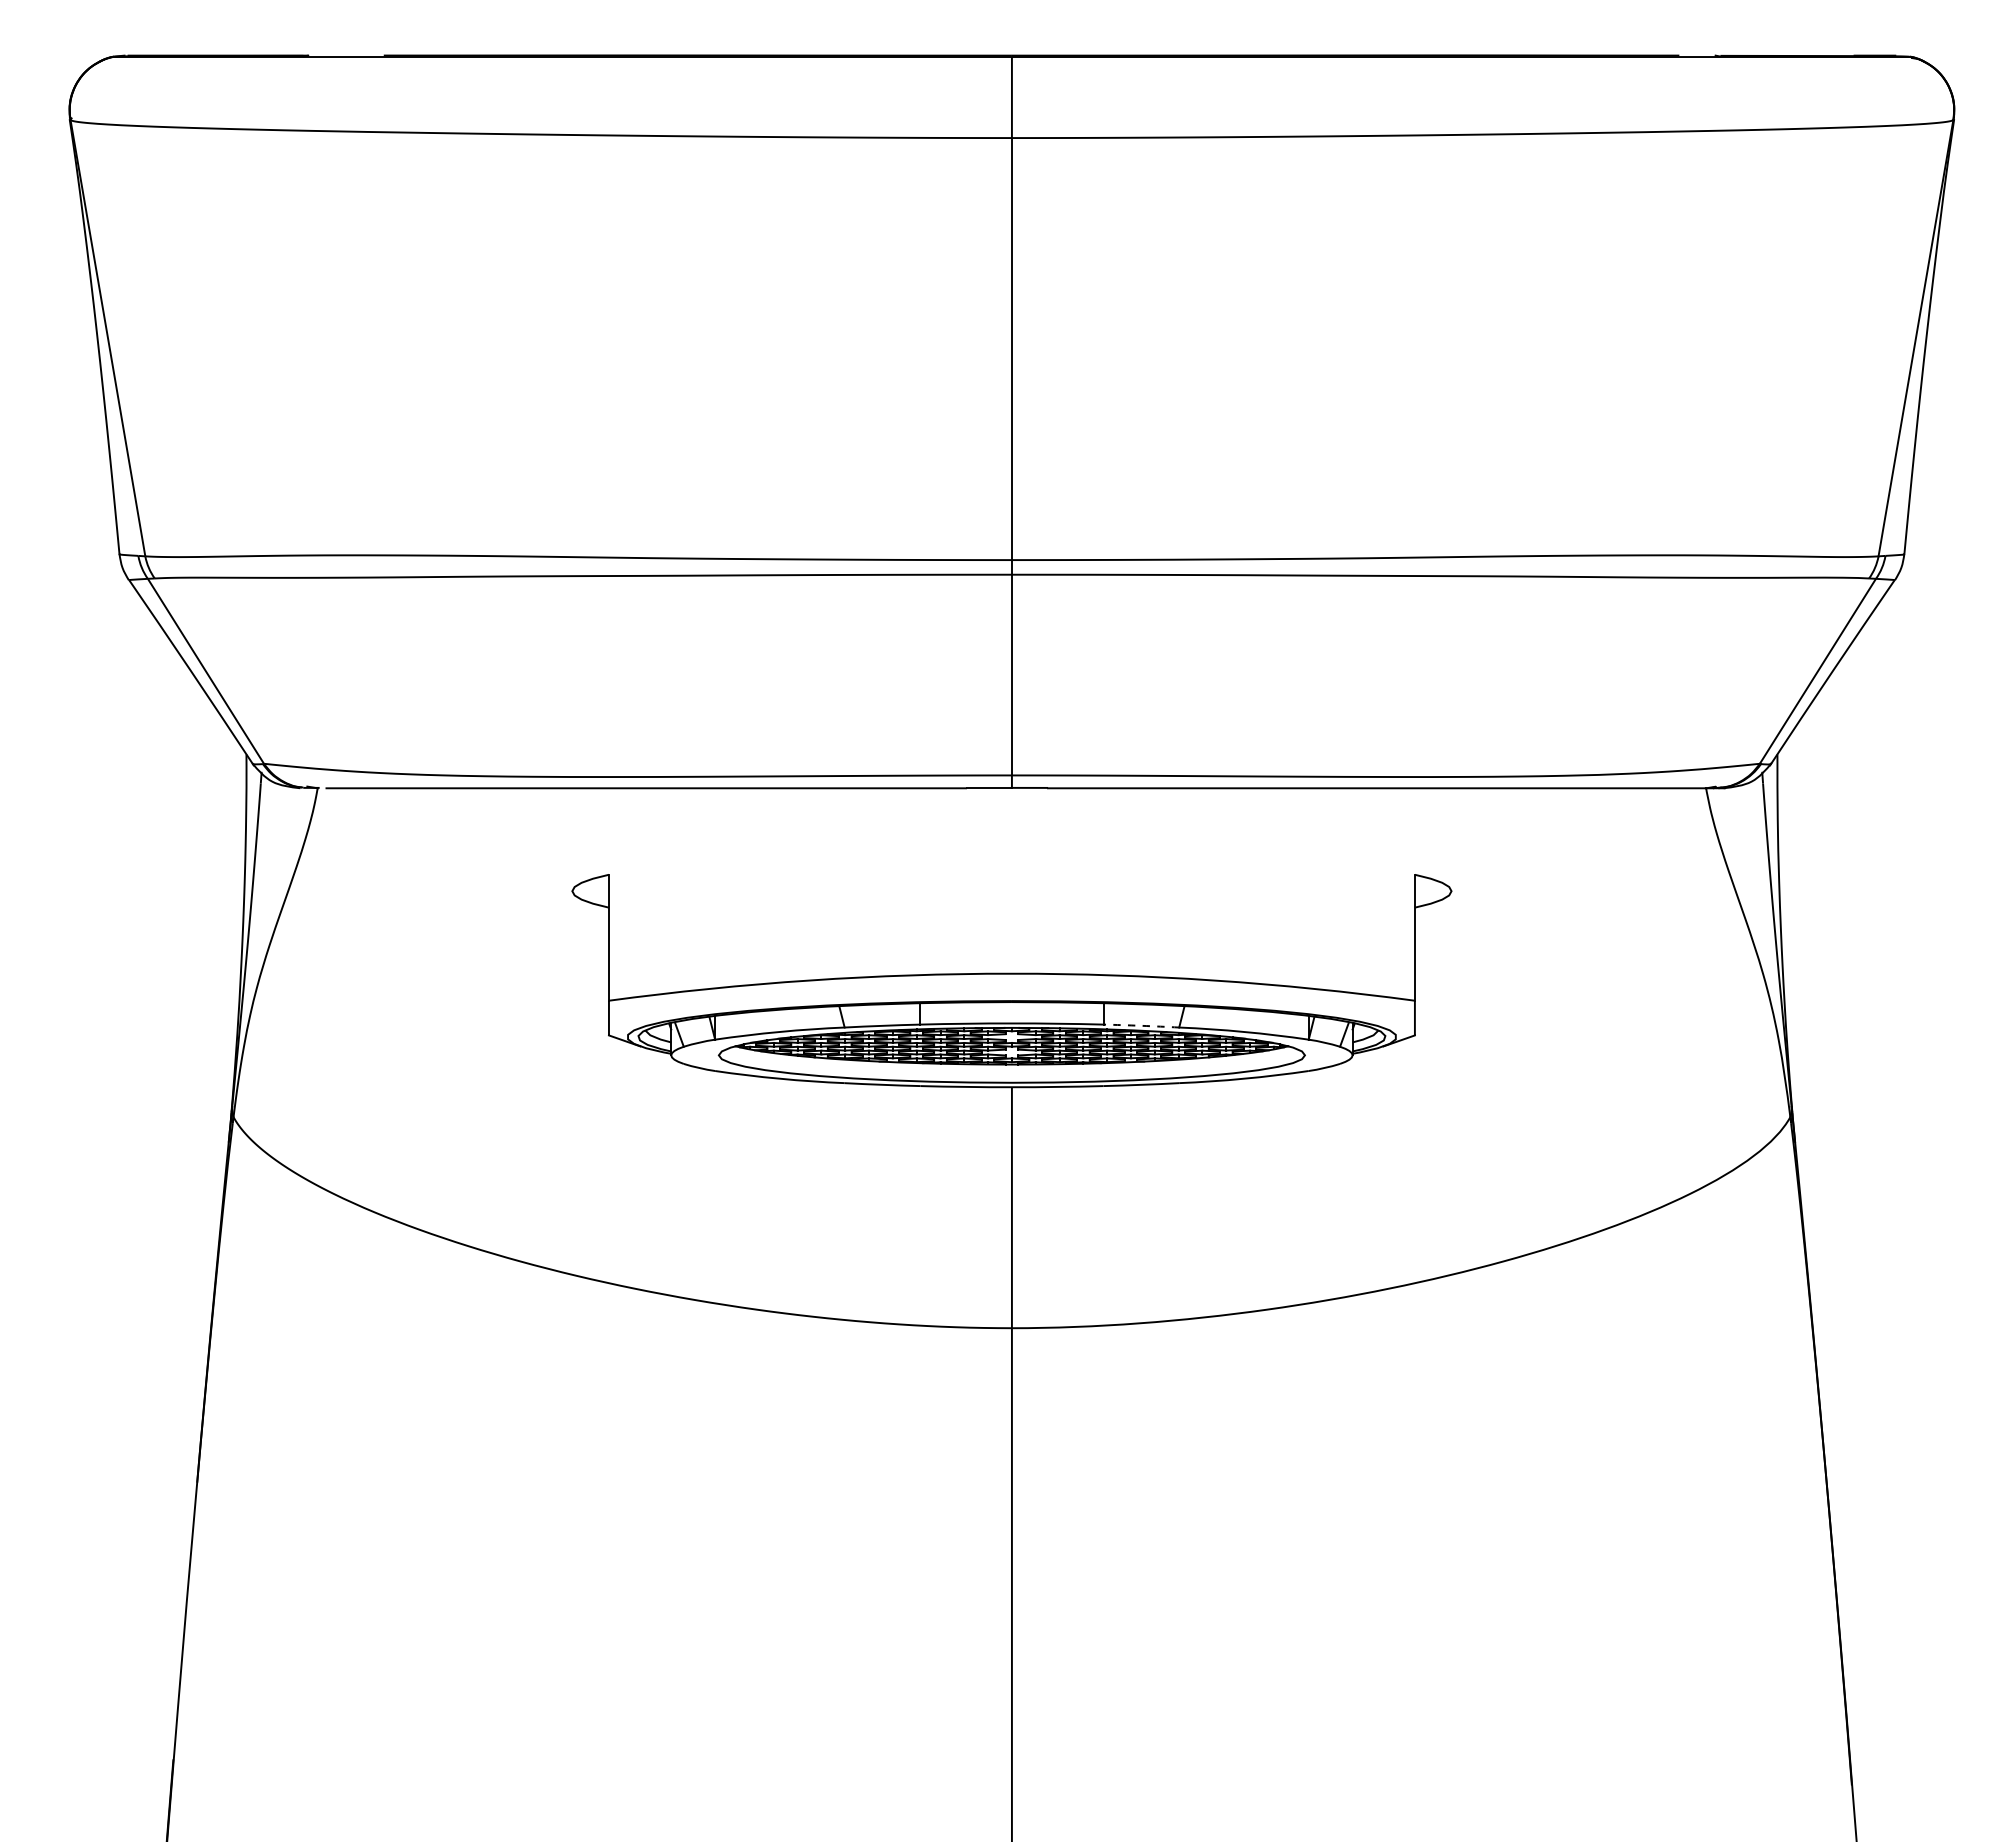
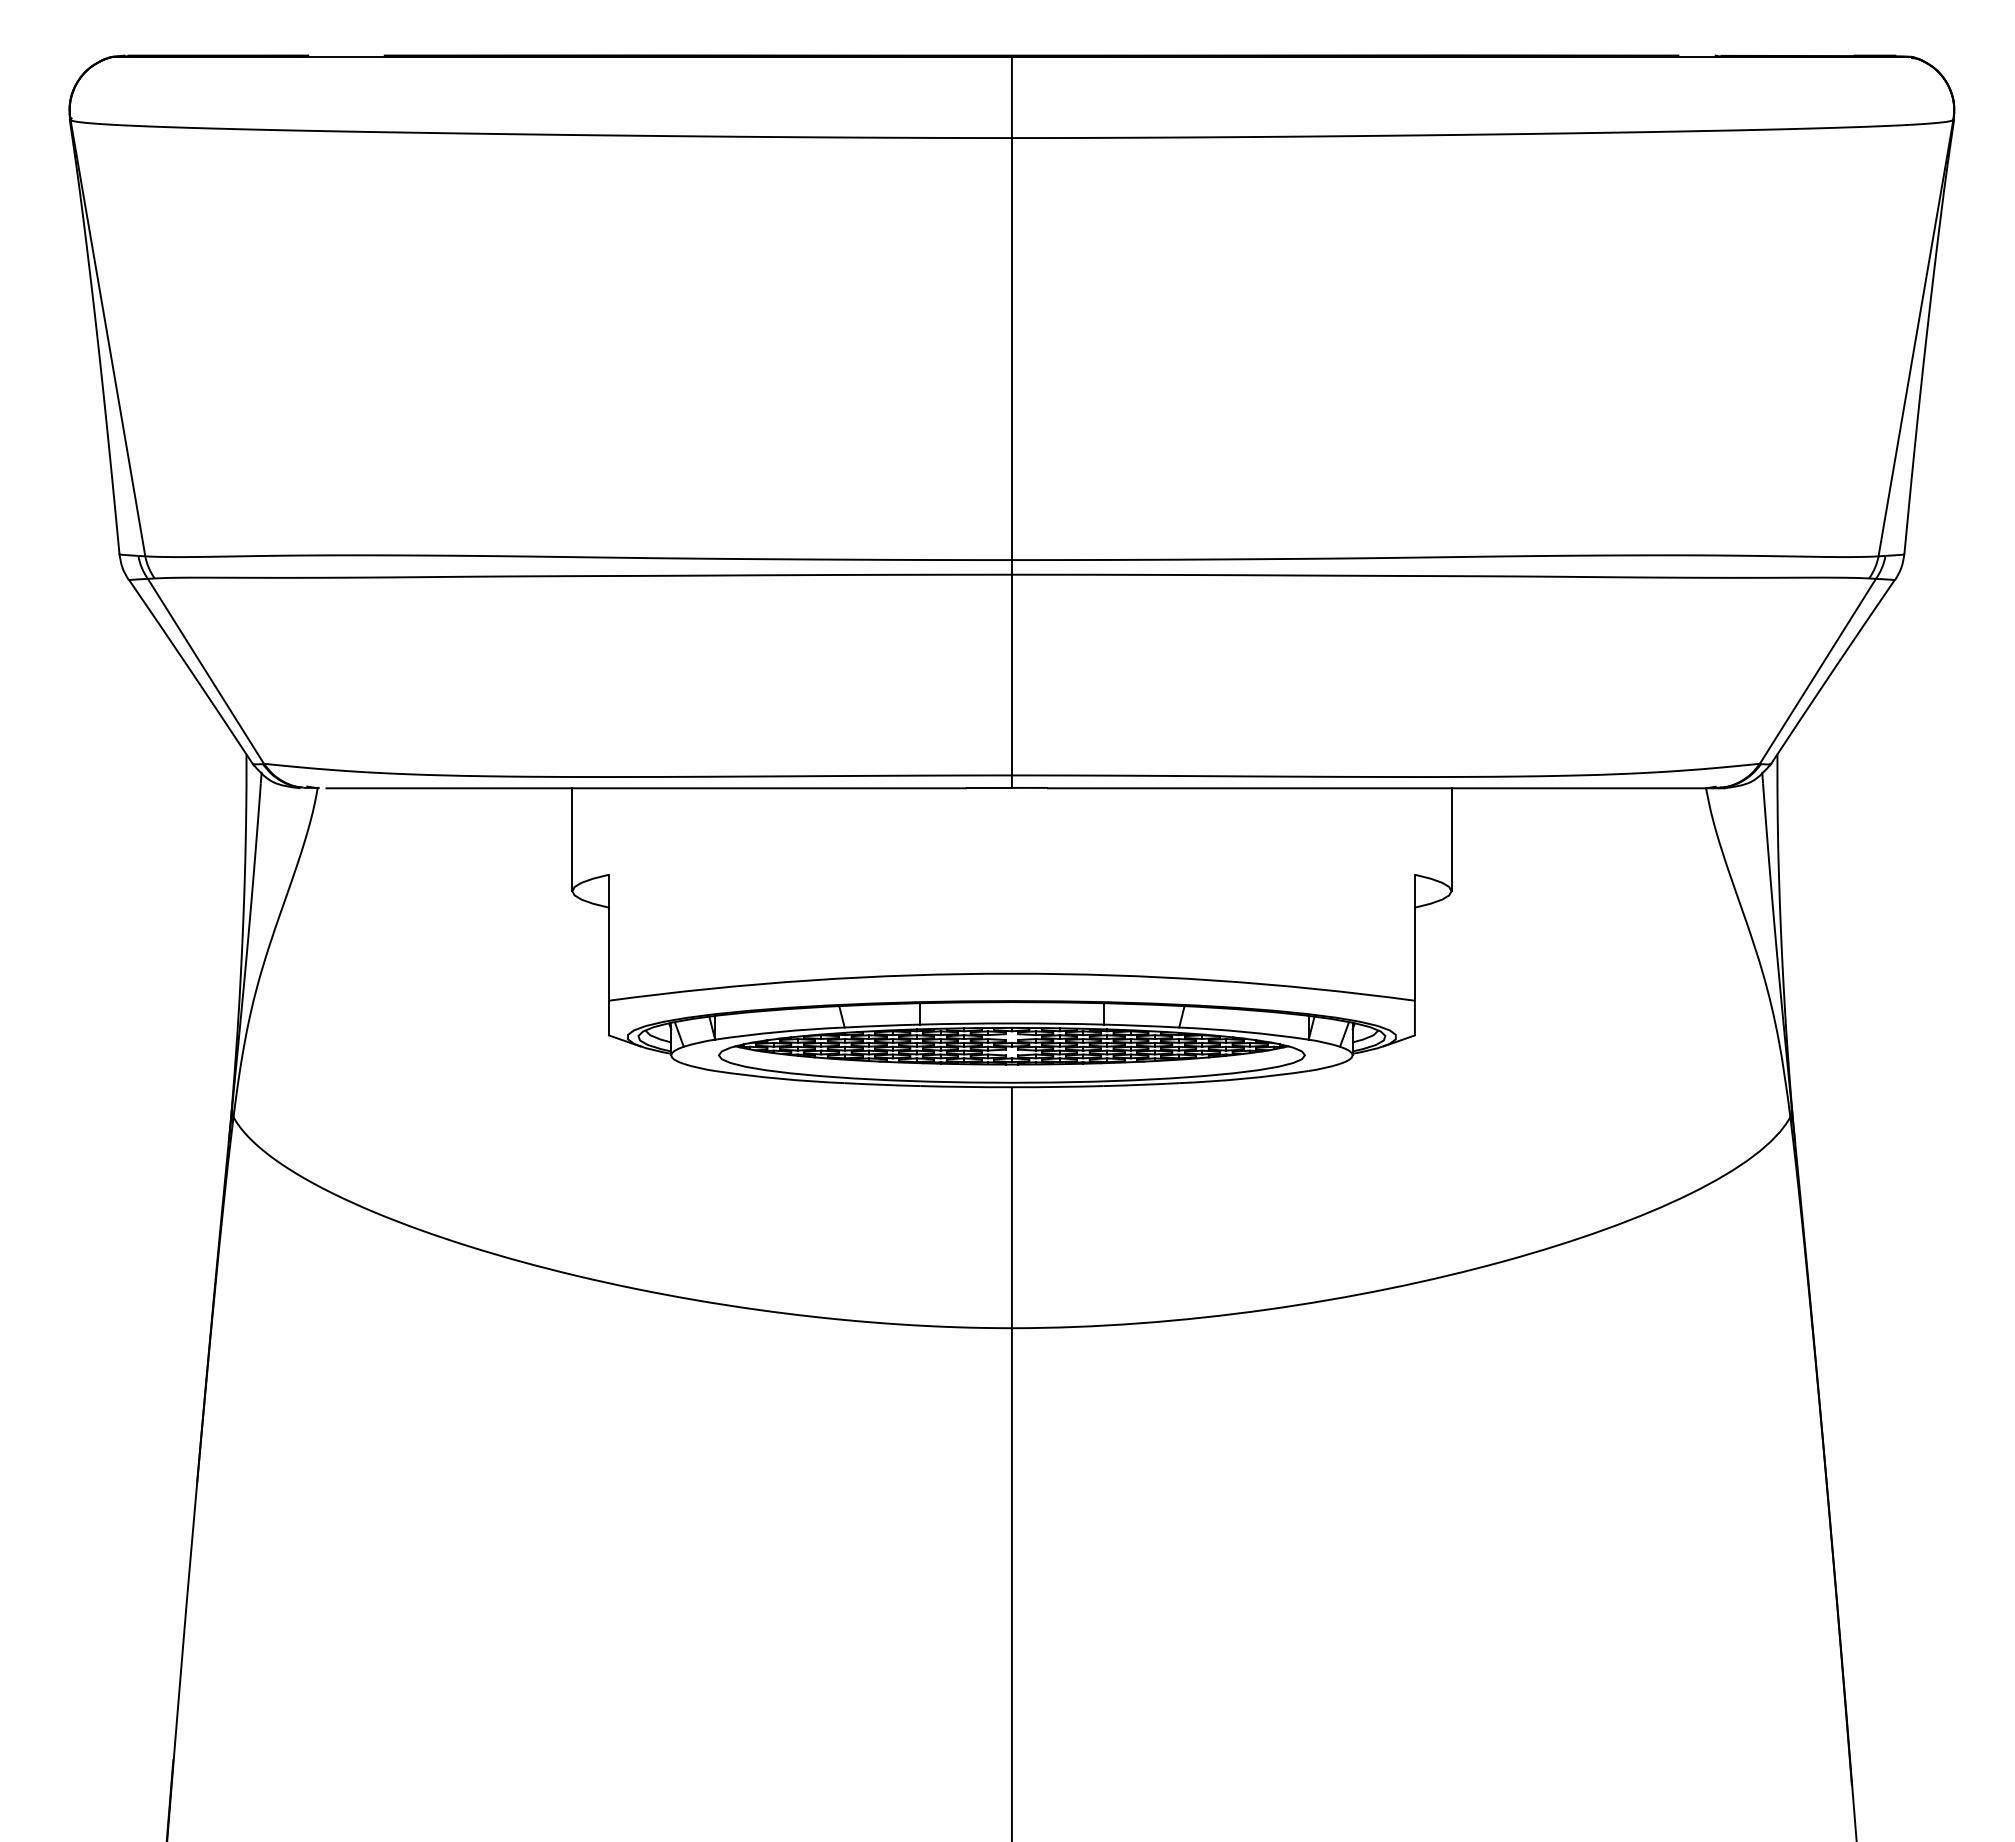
line: none -> present (572, 839)
line: none -> present (1451, 839)
arc: dashed -> solid (1141, 1025)
